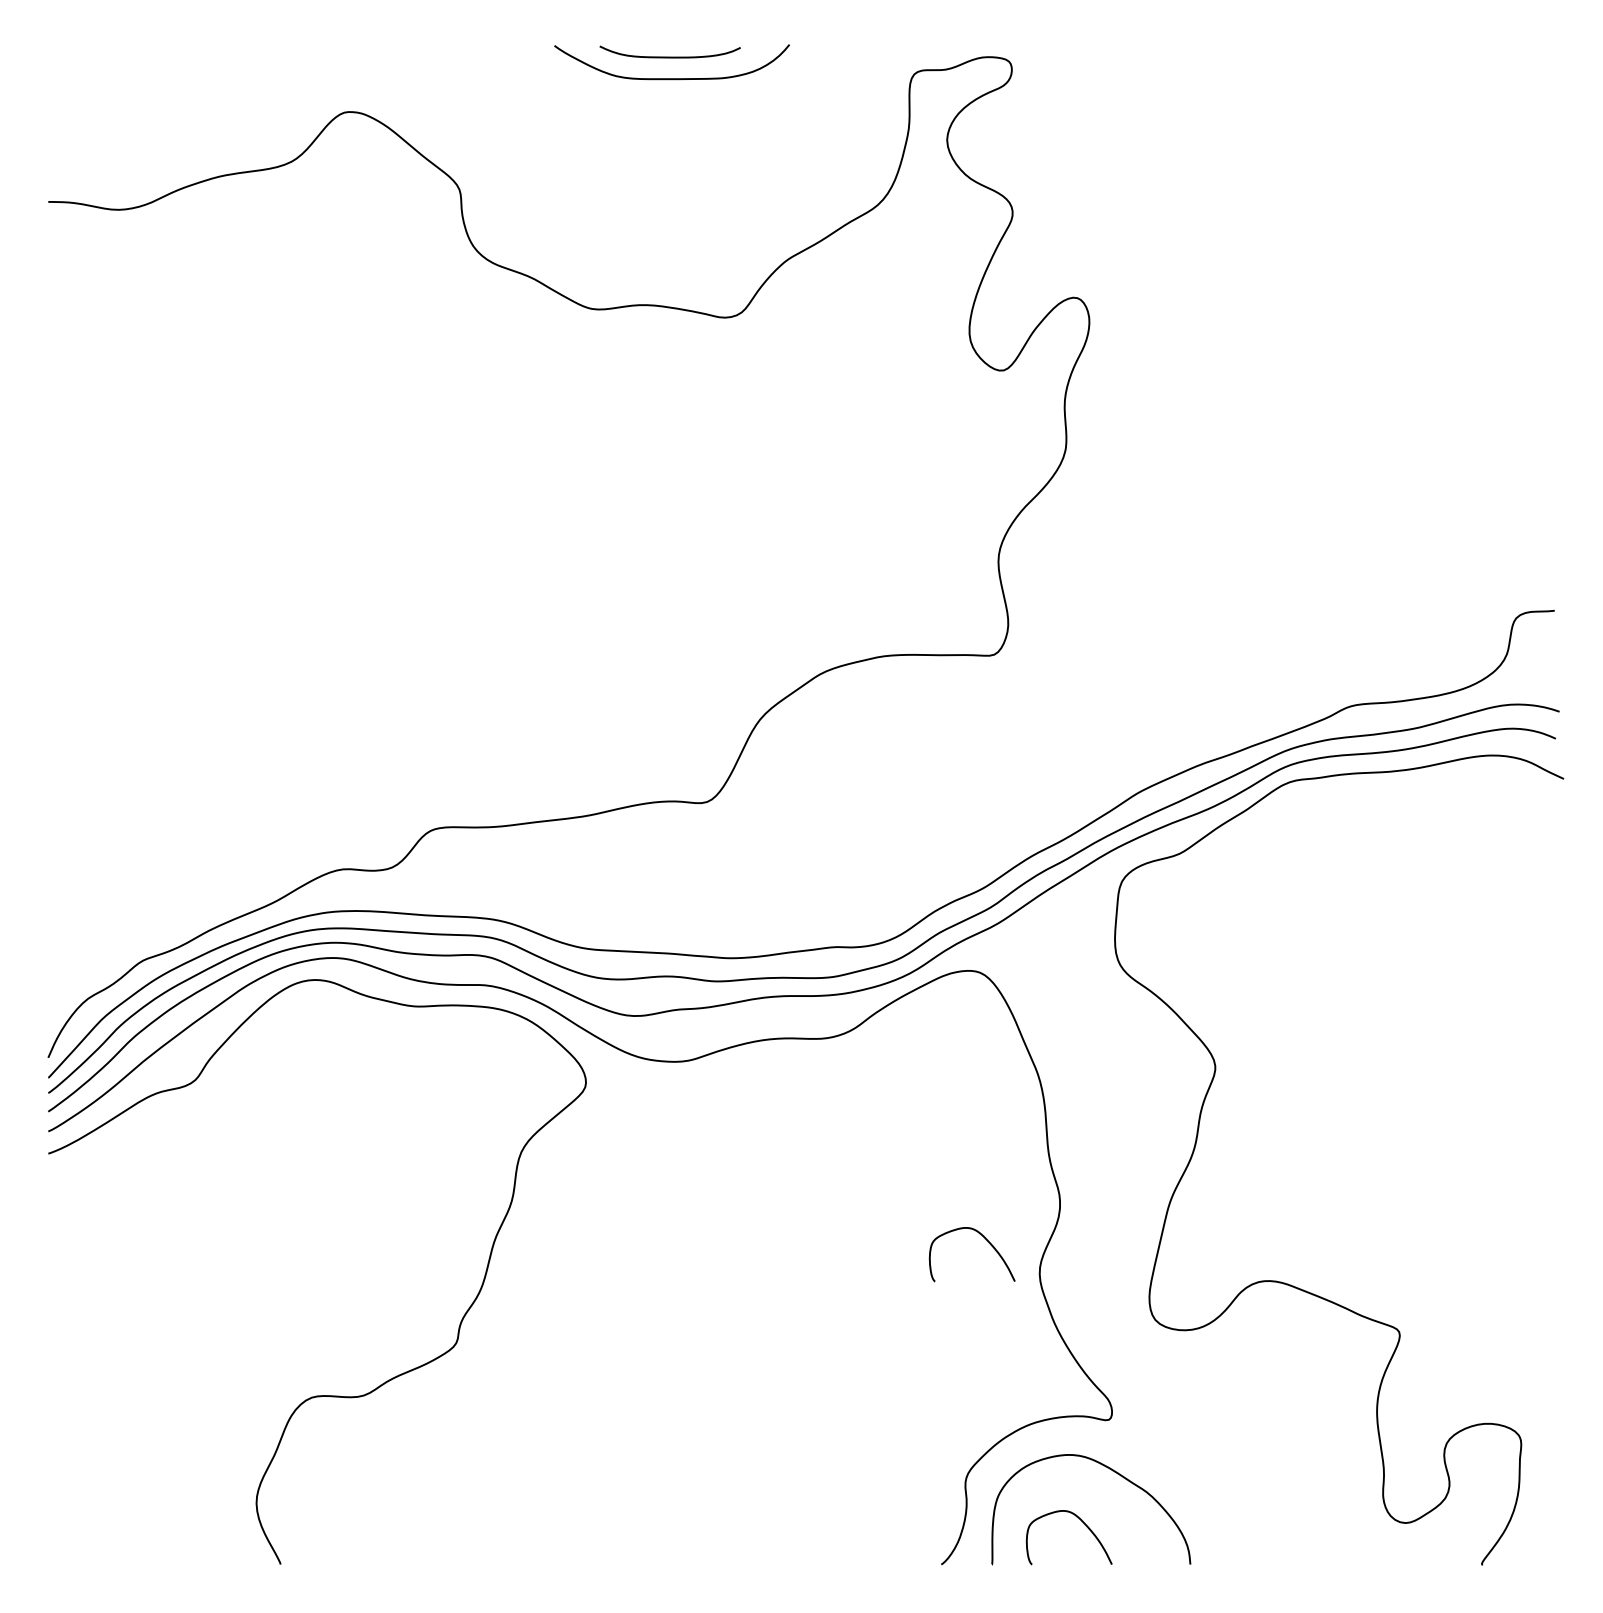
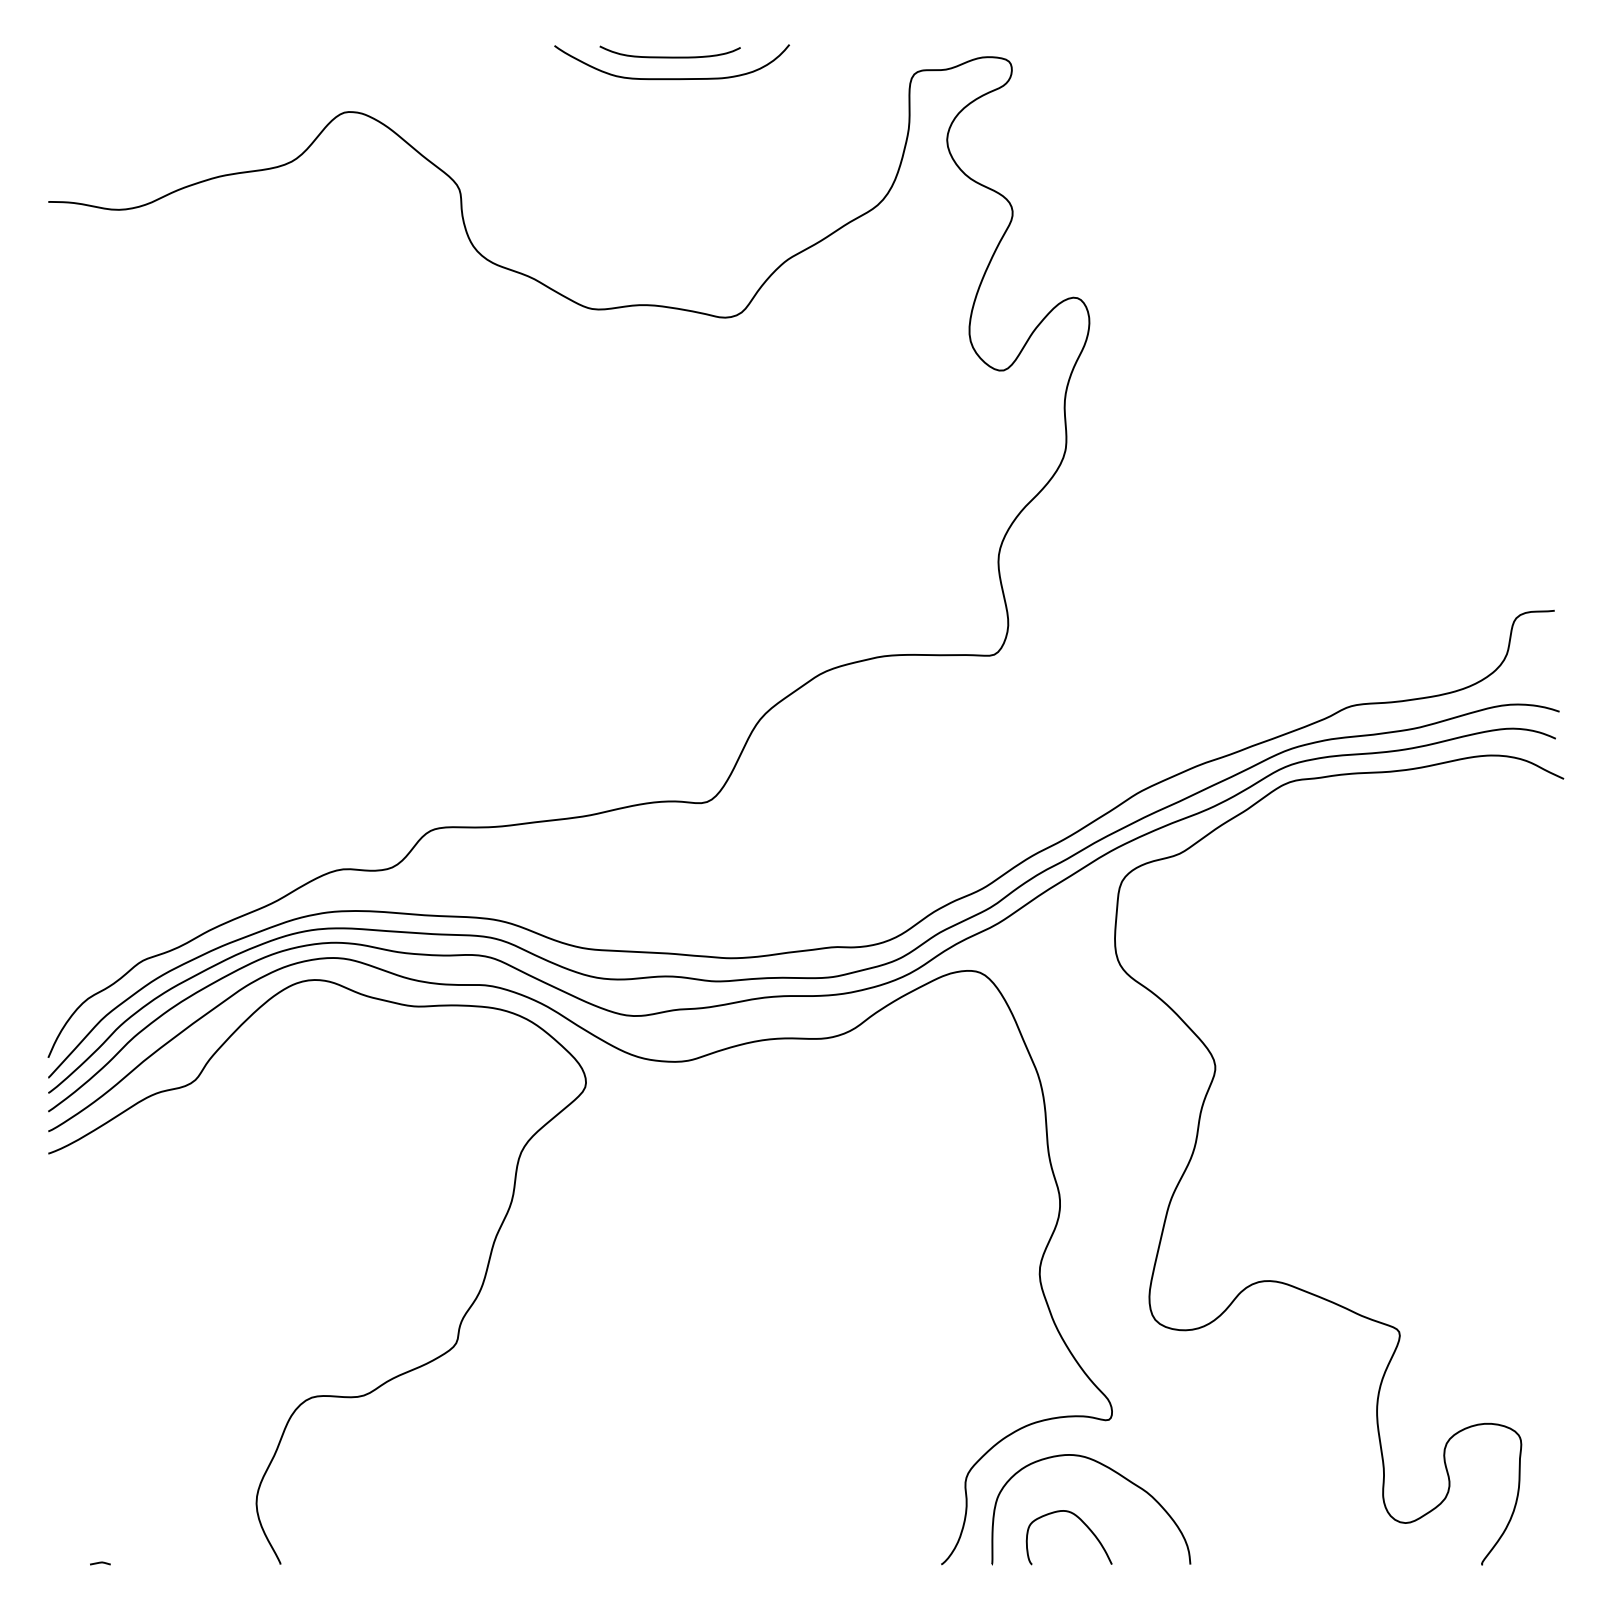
curve: present -> none (985, 1239)
line: none -> present (100, 1563)
